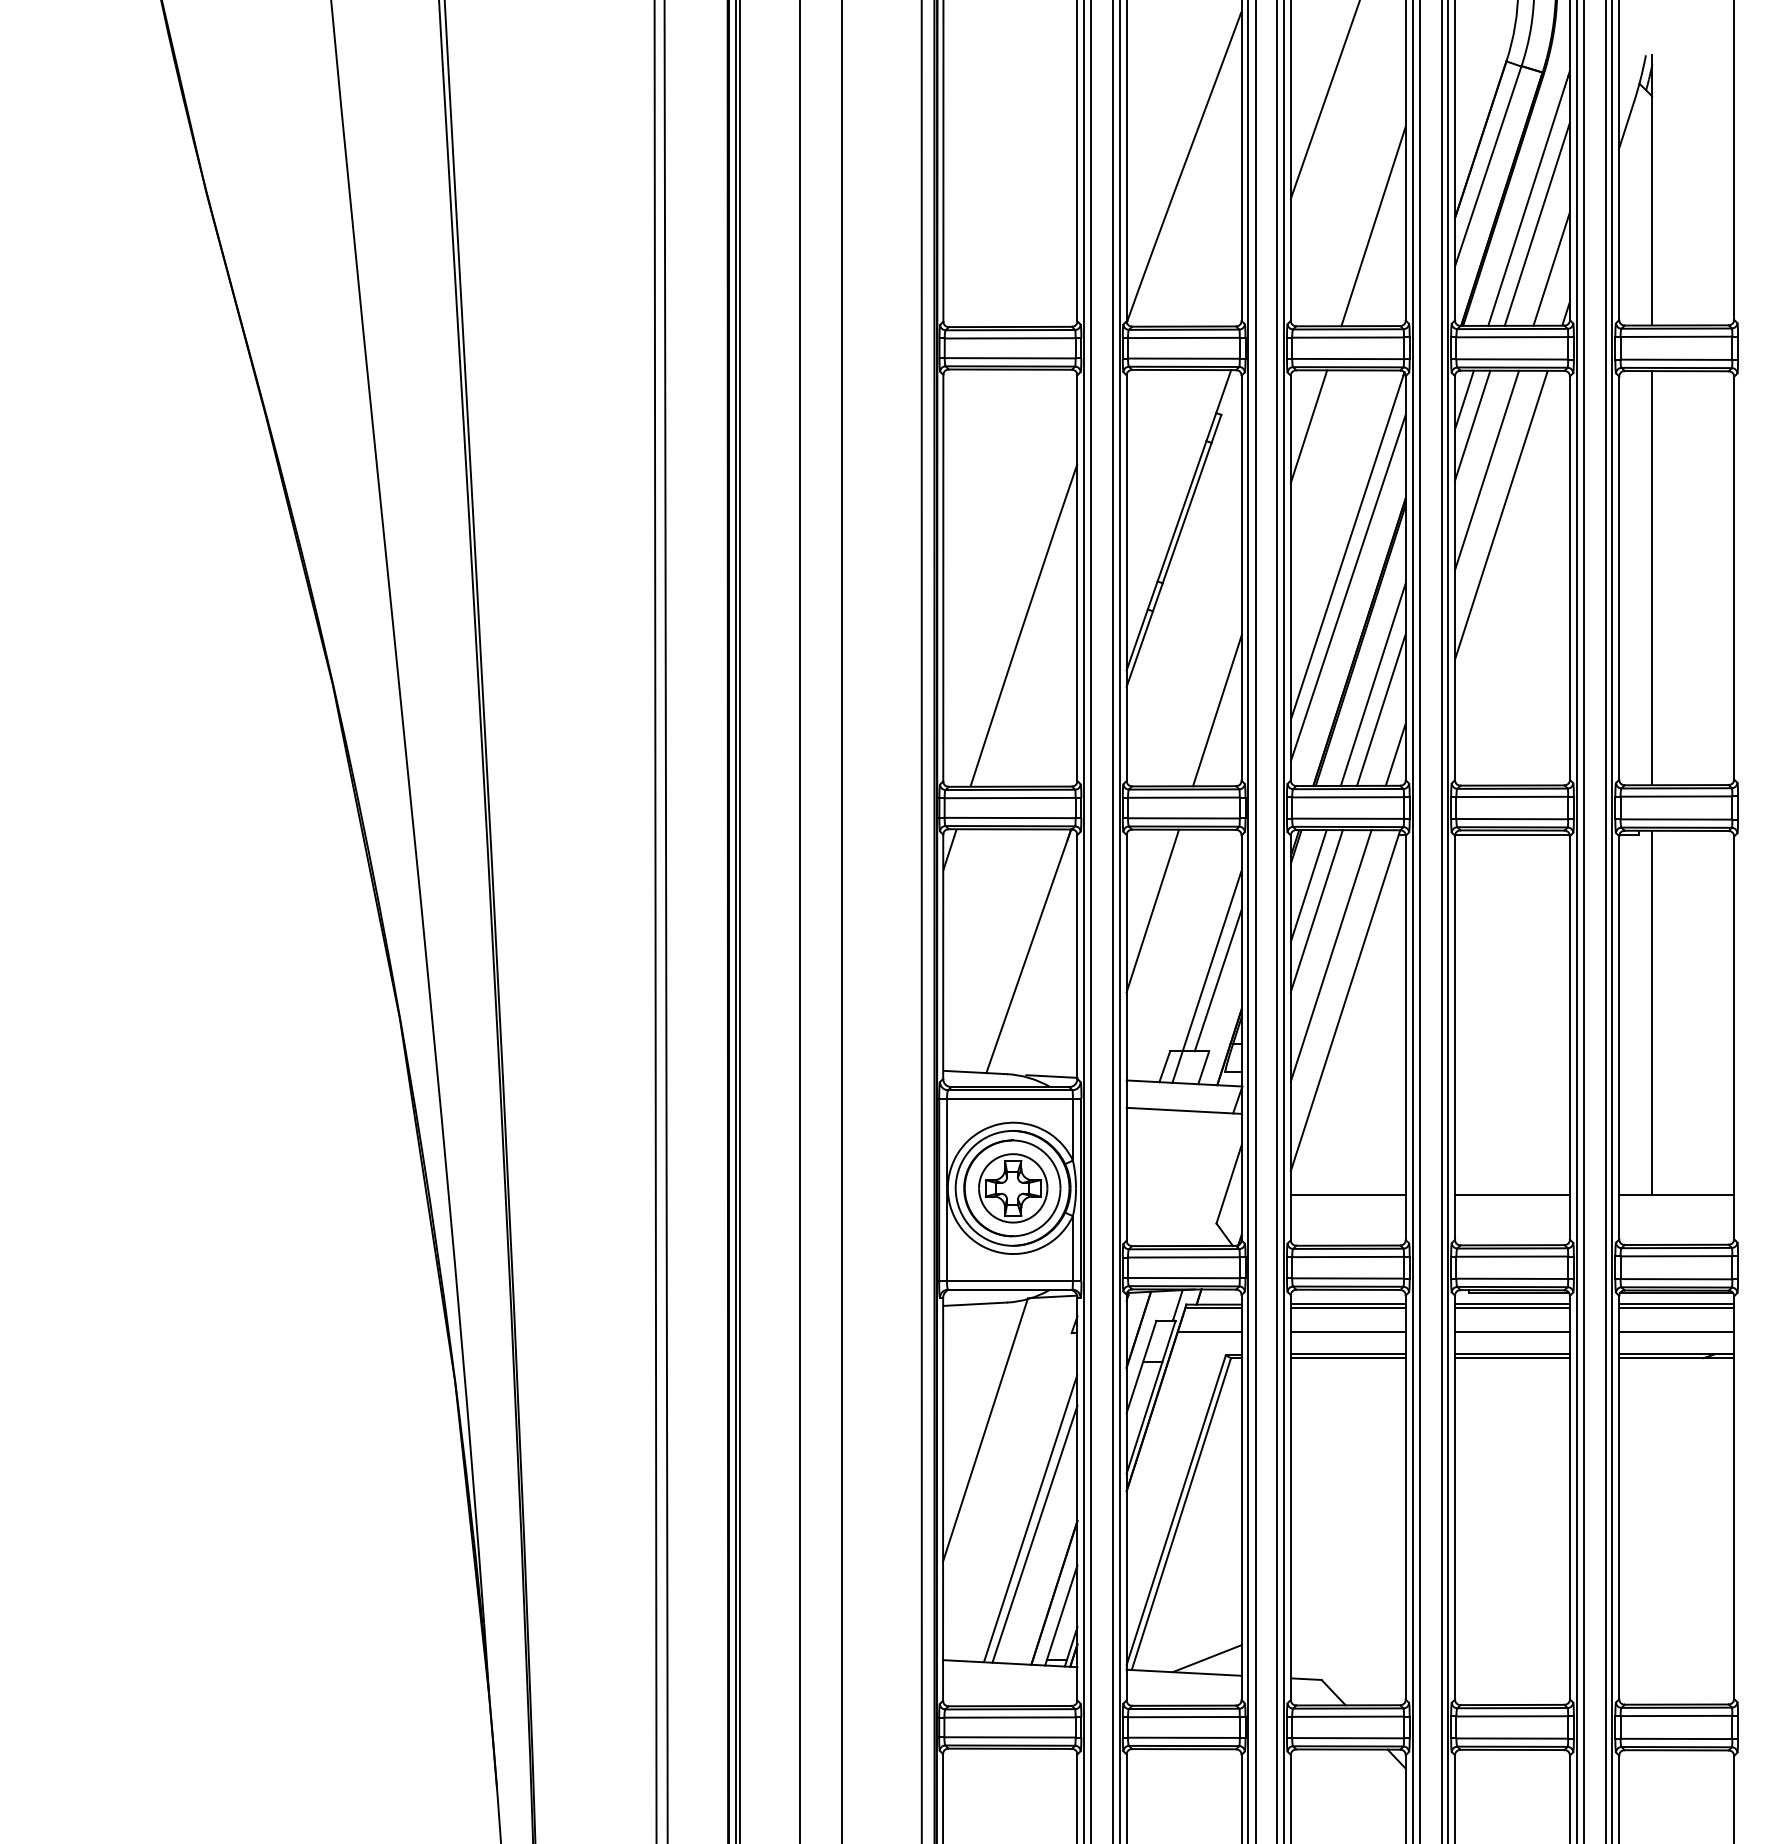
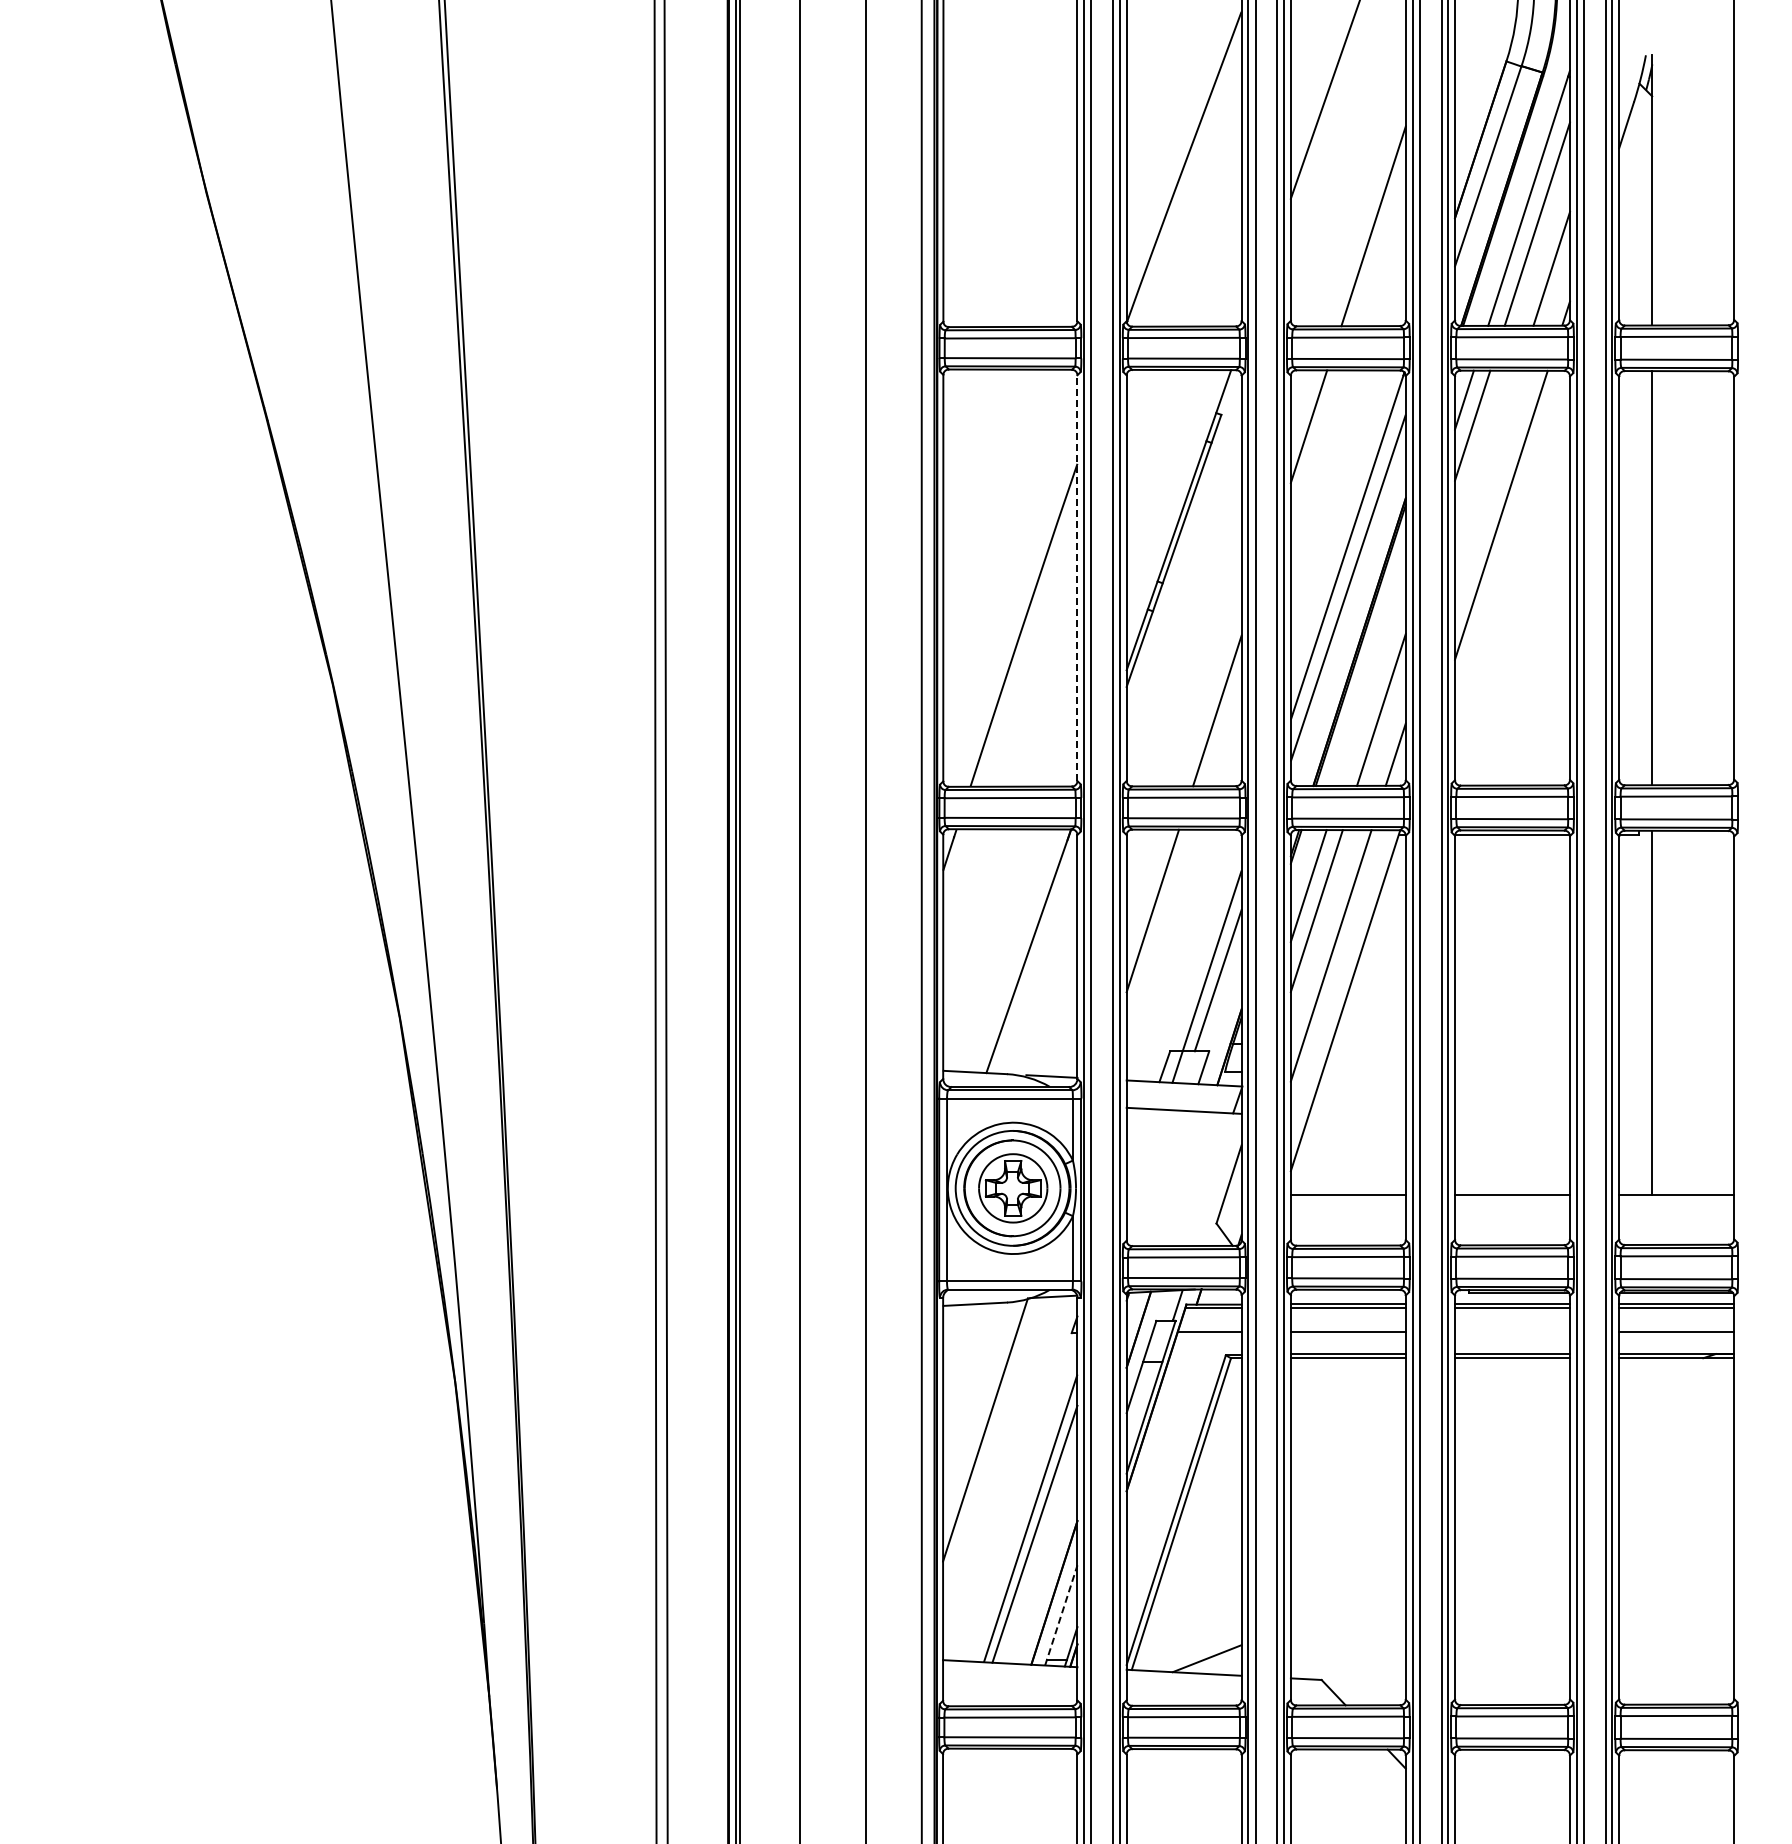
line: present -> none (1487, 470)
line: solid -> dashed (1077, 578)
line: present -> none (1372, 684)
line position: (842, 921) -> (866, 921) (866, 921)
line: present -> none (1512, 1331)
line: solid -> dashed (1061, 1615)
